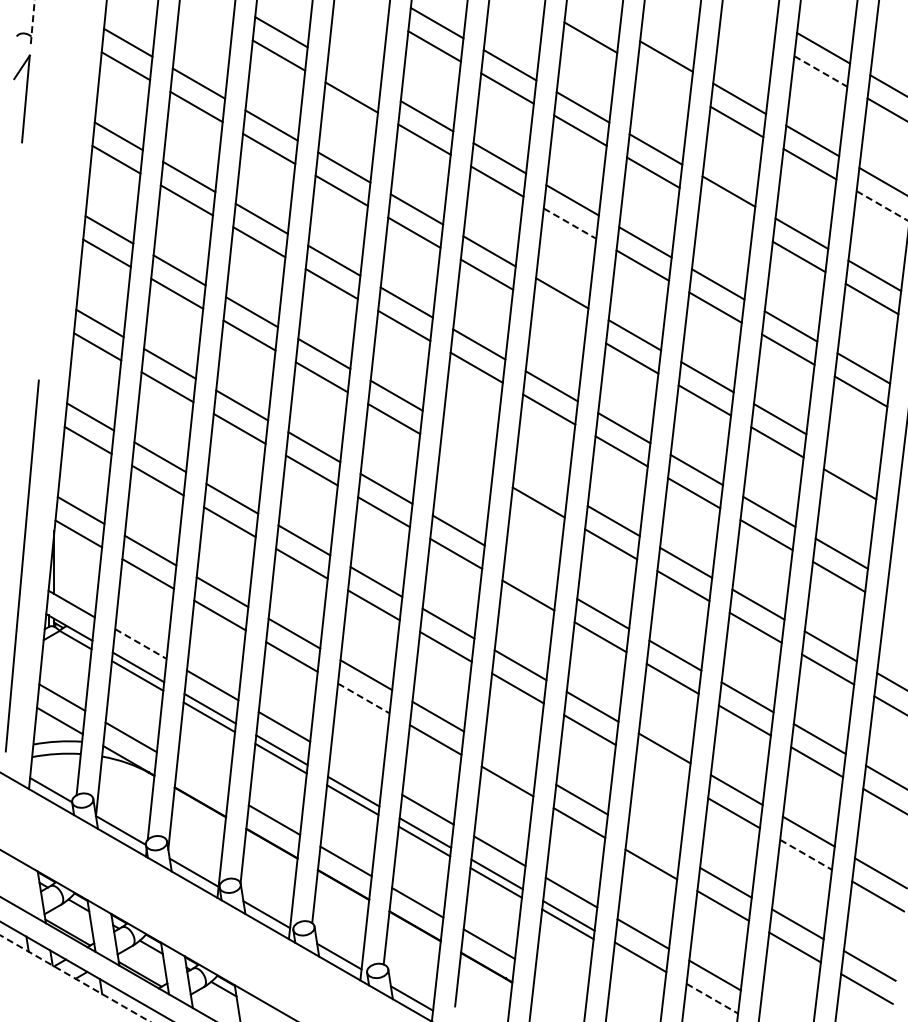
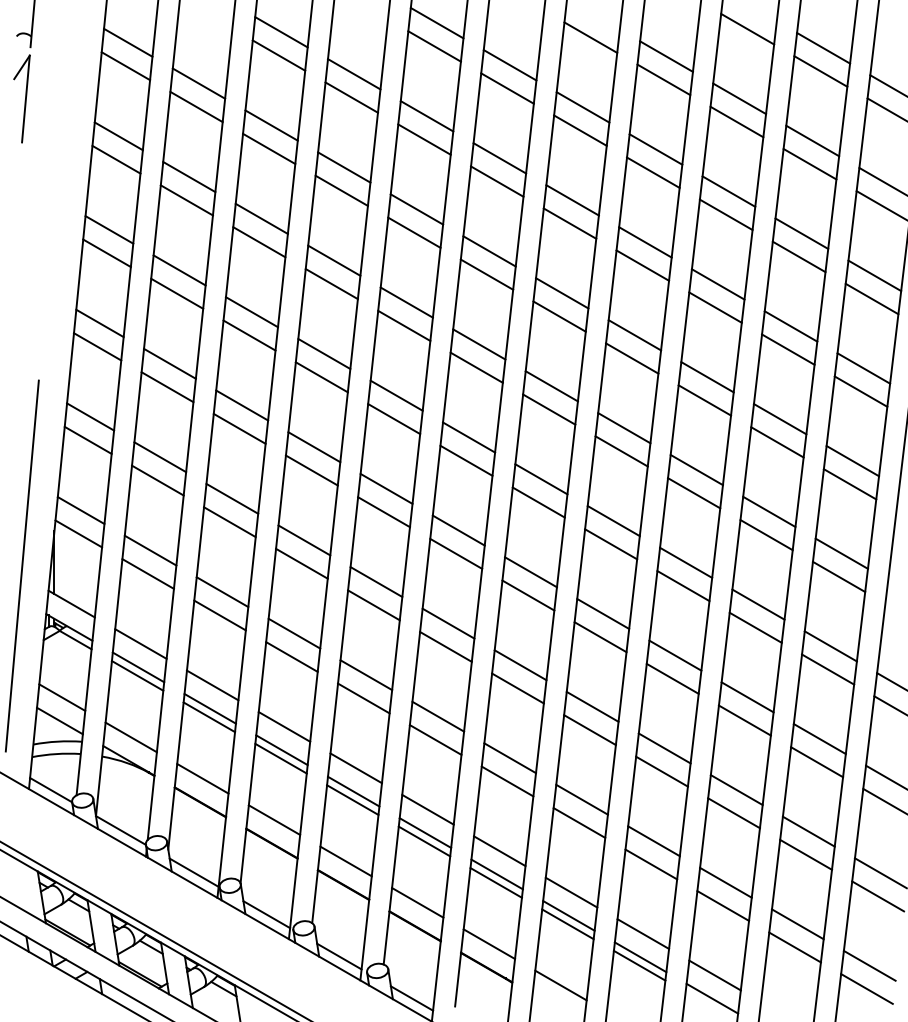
line: dashed -> solid (32, 24)
line: none -> present (747, 28)
line: dashed -> solid (820, 71)
line: none -> present (354, 74)
line: none -> present (663, 79)
line: dashed -> solid (882, 205)
line: none -> present (725, 214)
line: dashed -> solid (570, 223)
line: none -> present (559, 316)
line: none -> present (469, 437)
line: none -> present (466, 460)
line: none -> present (852, 460)
line: none -> present (541, 479)
line: none -> present (530, 572)
line: dashed -> solid (140, 644)
line: dashed -> solid (363, 698)
line: none -> present (510, 758)
line: none -> present (355, 768)
line: none -> present (661, 771)
line: none -> present (202, 778)
line: none -> present (653, 841)
line: dashed -> solid (806, 854)
line: none -> present (154, 930)
line: none -> present (639, 965)
line: dashed -> solid (74, 978)
line: none -> present (560, 985)
line: dashed -> solid (712, 998)
